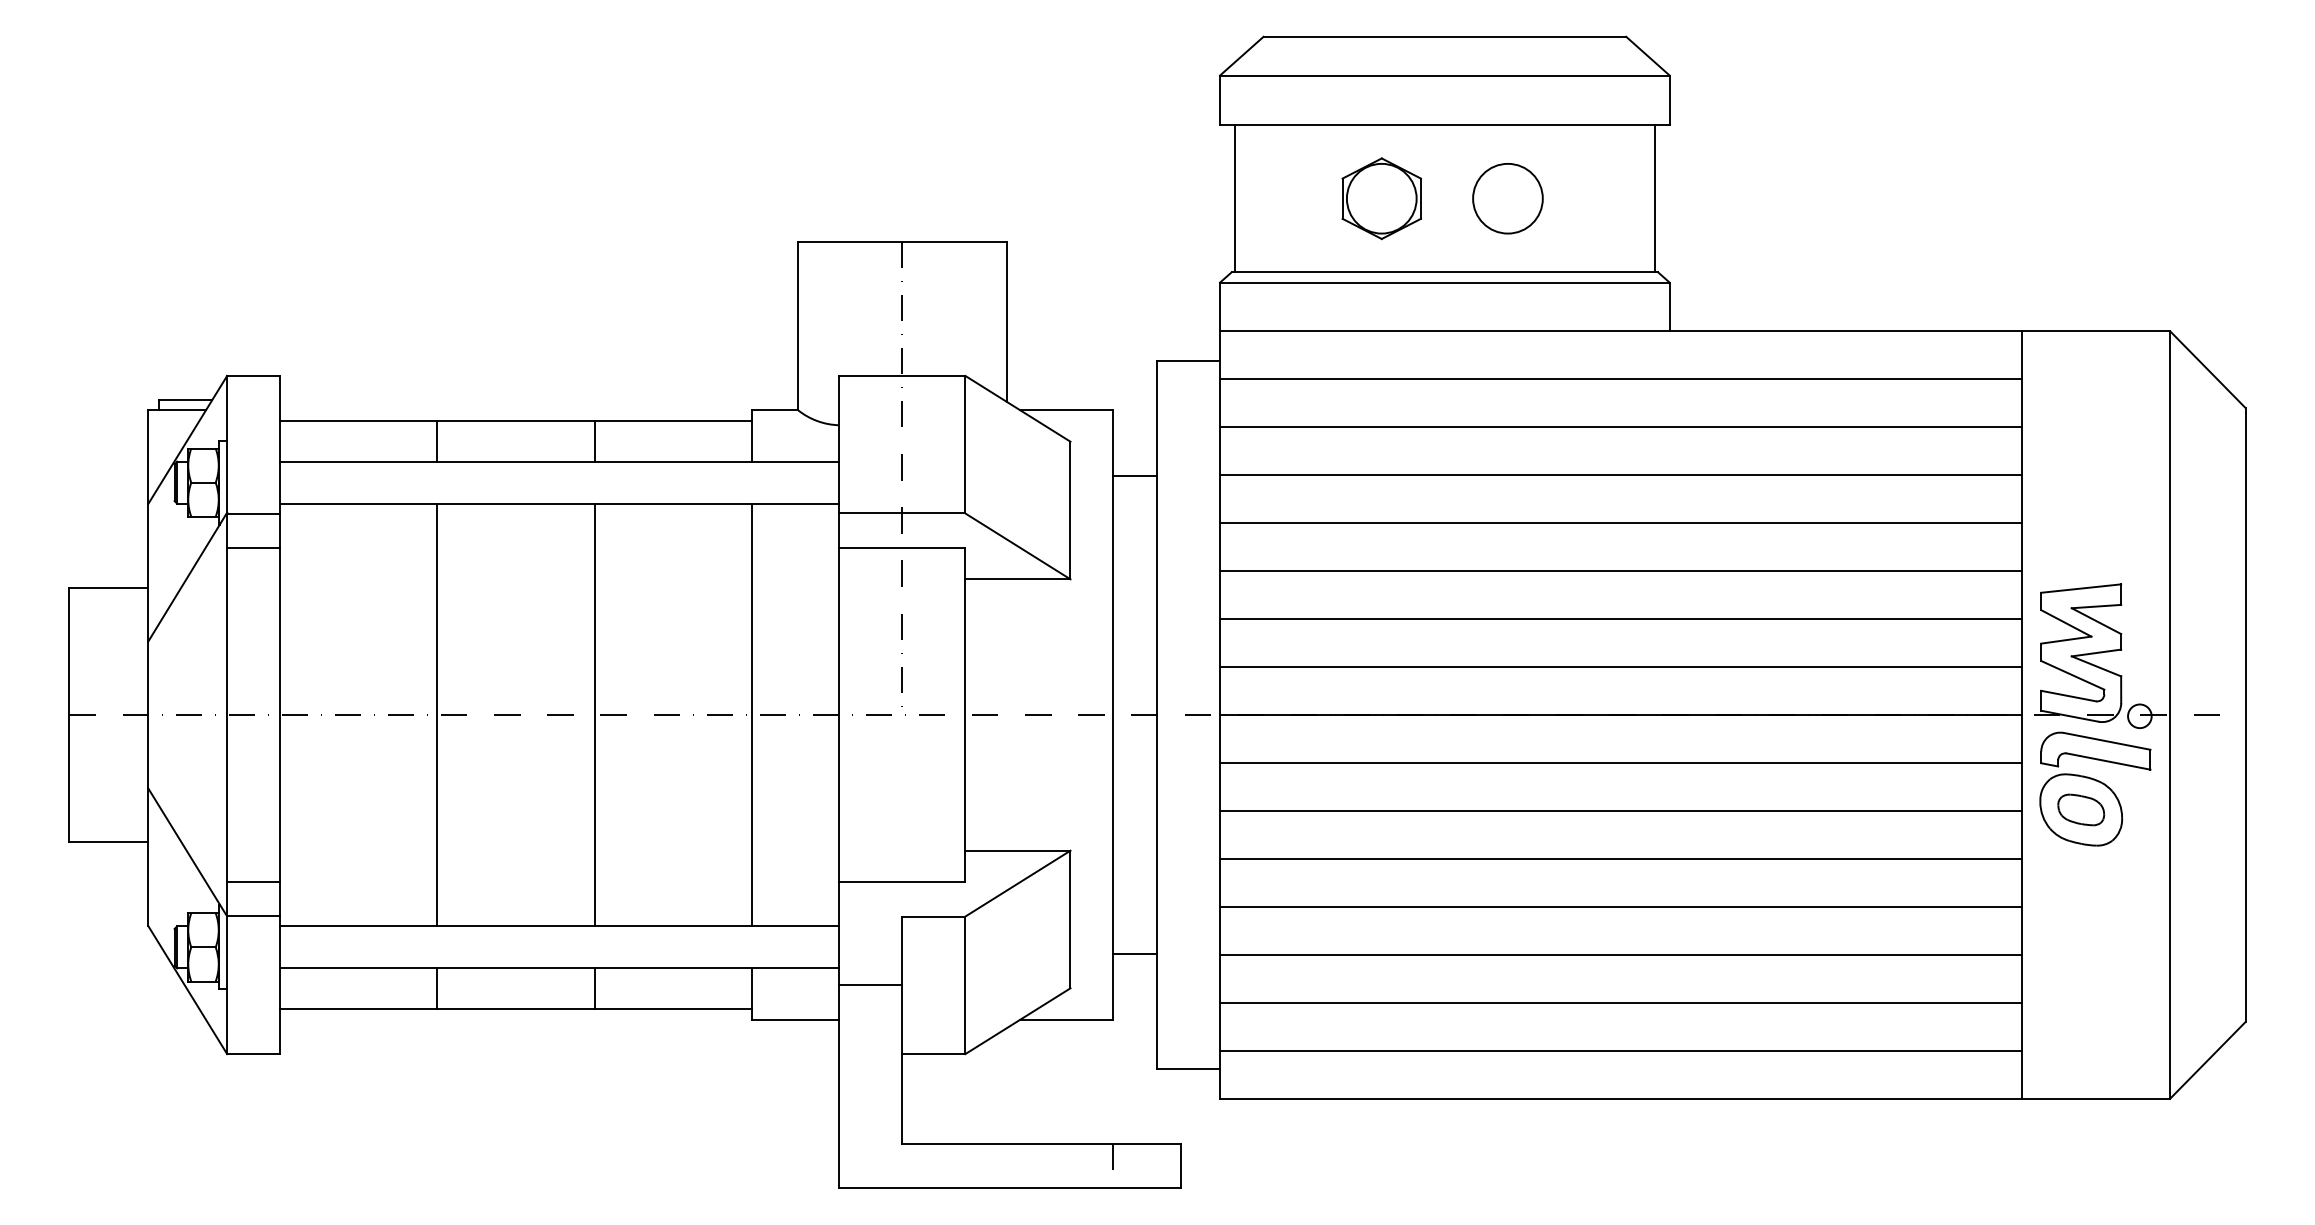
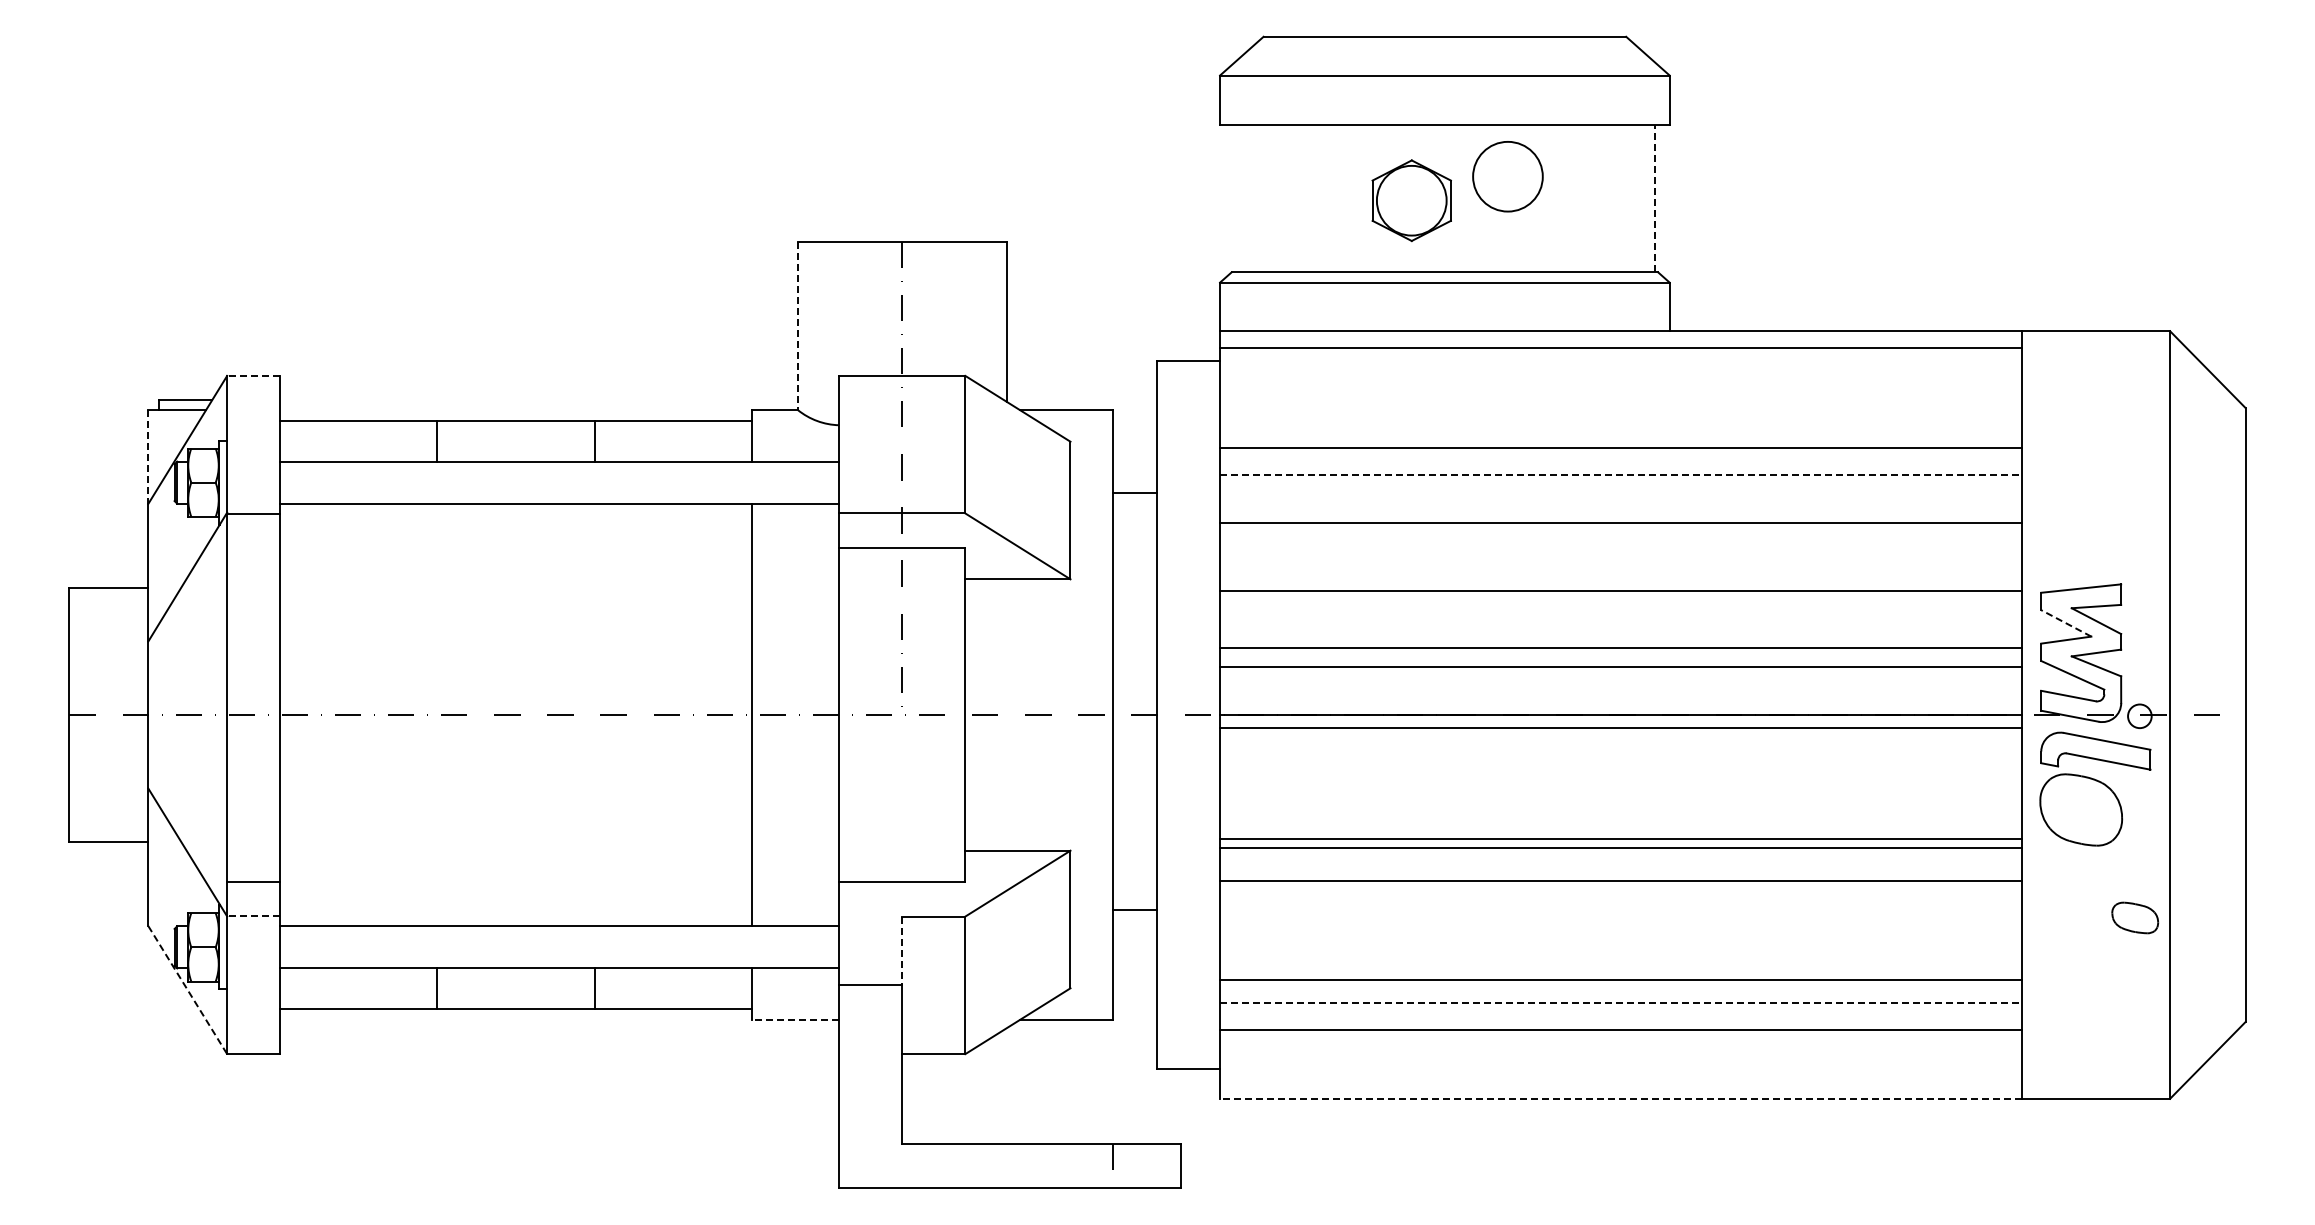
line: present -> none (1234, 198)
part position: (1381, 198) -> (1411, 200) (1411, 200)
circle position: (1507, 198) -> (1507, 176) (1507, 176)
line: solid -> dashed (1655, 198)
line: solid -> dashed (797, 326)
line: solid -> dashed (252, 375)
line position: (1620, 379) -> (1620, 348) (1620, 348)
line position: (1620, 427) -> (1620, 448) (1620, 448)
line: solid -> dashed (148, 457)
line position: (1134, 475) -> (1134, 492) (1134, 492)
line: solid -> dashed (1620, 475)
line: present -> none (253, 547)
line position: (1620, 571) -> (1620, 591) (1620, 591)
line position: (1620, 619) -> (1620, 648) (1620, 648)
line: solid -> dashed (2065, 623)
line: present -> none (437, 714)
line: present -> none (595, 714)
line position: (1620, 762) -> (1620, 727) (1620, 727)
part position: (2081, 809) -> (2135, 917) (2135, 917)
line position: (1620, 810) -> (1620, 847) (1620, 847)
line position: (1620, 858) -> (1620, 838) (1620, 838)
line position: (1620, 906) -> (1620, 880) (1620, 880)
line: solid -> dashed (252, 916)
line: solid -> dashed (902, 951)
line position: (1134, 954) -> (1134, 910) (1134, 910)
line position: (1620, 954) -> (1620, 979) (1620, 979)
line: solid -> dashed (188, 990)
line: solid -> dashed (1620, 1002)
line: solid -> dashed (795, 1019)
line position: (1620, 1050) -> (1620, 1029) (1620, 1029)
line: solid -> dashed (1620, 1098)
